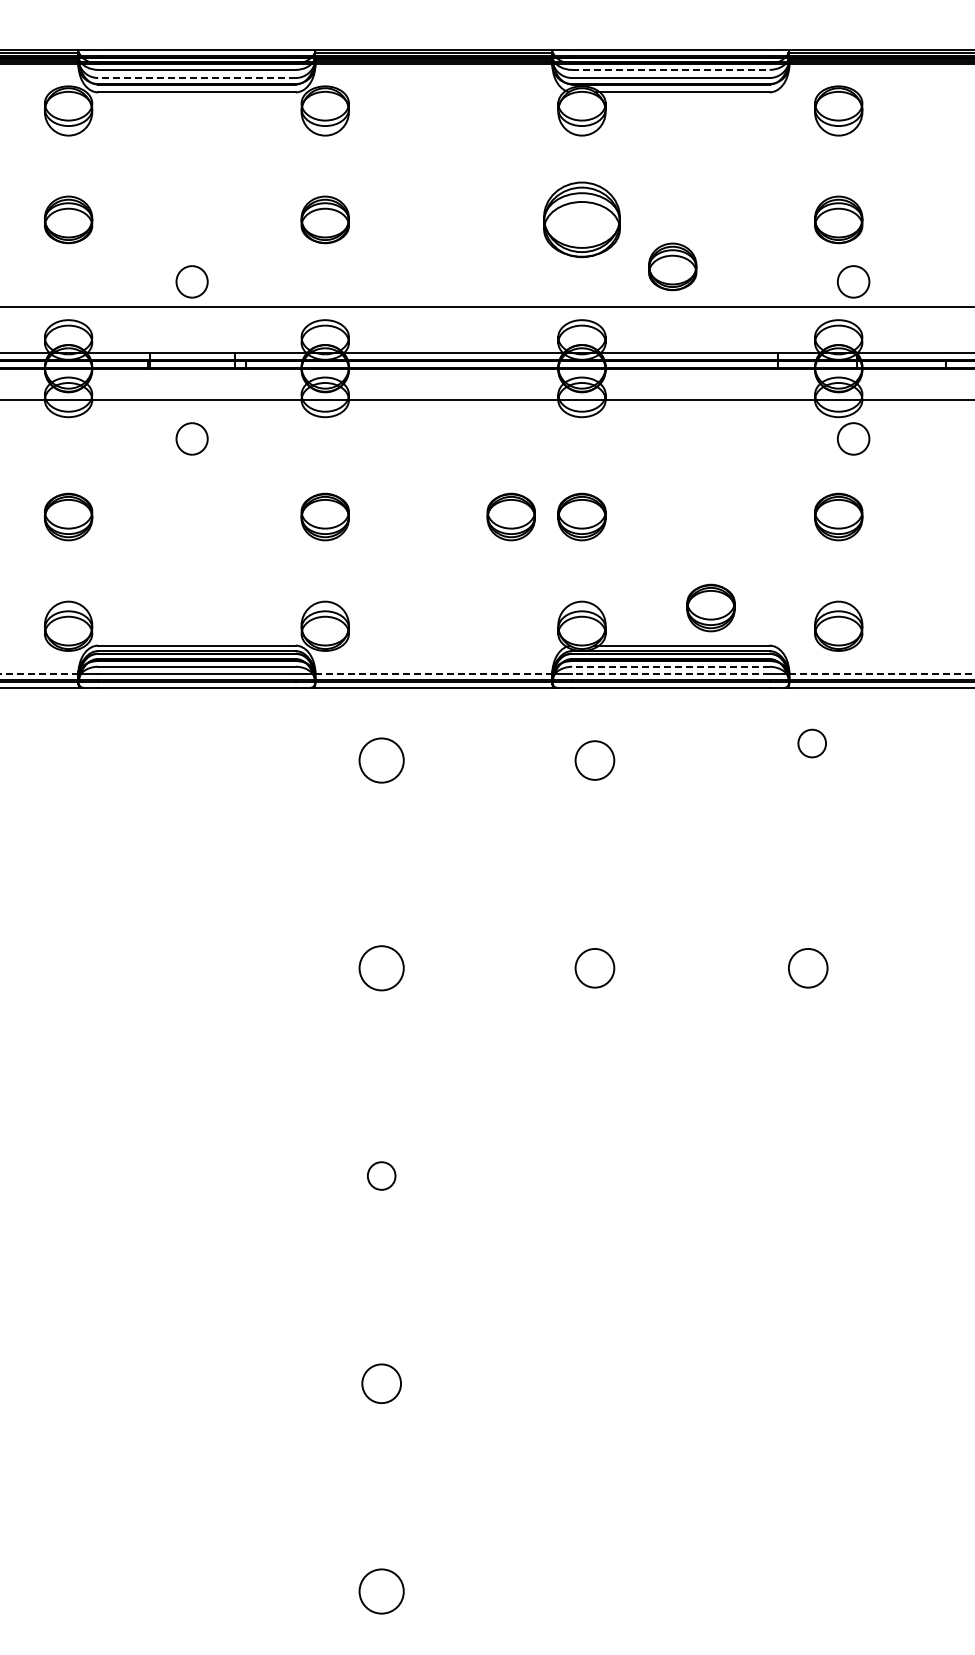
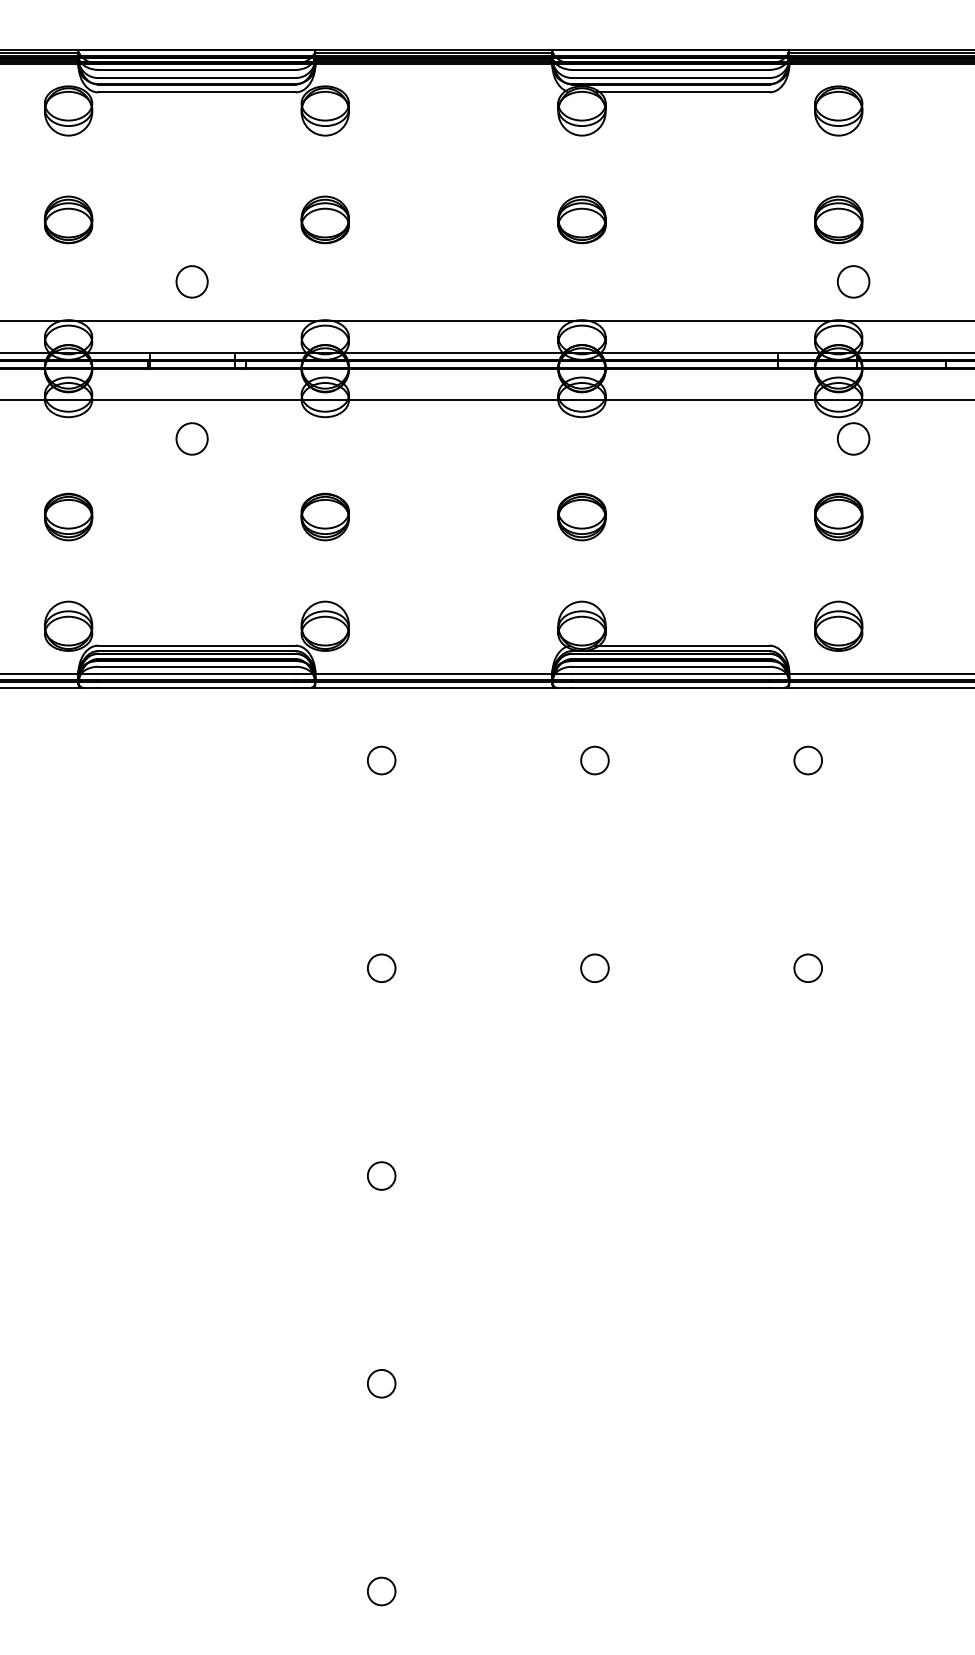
line: dashed -> solid (670, 69)
line: dashed -> solid (196, 78)
part size: 78x78 px -> 50x50 px (581, 219)
part: present -> none (672, 266)
line position: (486, 307) -> (486, 321) (486, 321)
part: present -> none (510, 516)
part: present -> none (710, 607)
line: dashed -> solid (670, 666)
line: dashed -> solid (39, 673)
line: dashed -> solid (433, 673)
line: dashed -> solid (670, 673)
line: dashed -> solid (881, 673)
circle position: (811, 743) -> (807, 760) (807, 760)
circle diameter: 44 px -> 28 px (381, 760)
circle diameter: 39 px -> 28 px (594, 760)
circle diameter: 39 px -> 28 px (594, 968)
circle diameter: 39 px -> 28 px (808, 968)
circle diameter: 44 px -> 28 px (381, 968)
circle diameter: 39 px -> 28 px (381, 1383)
circle diameter: 44 px -> 28 px (381, 1591)
